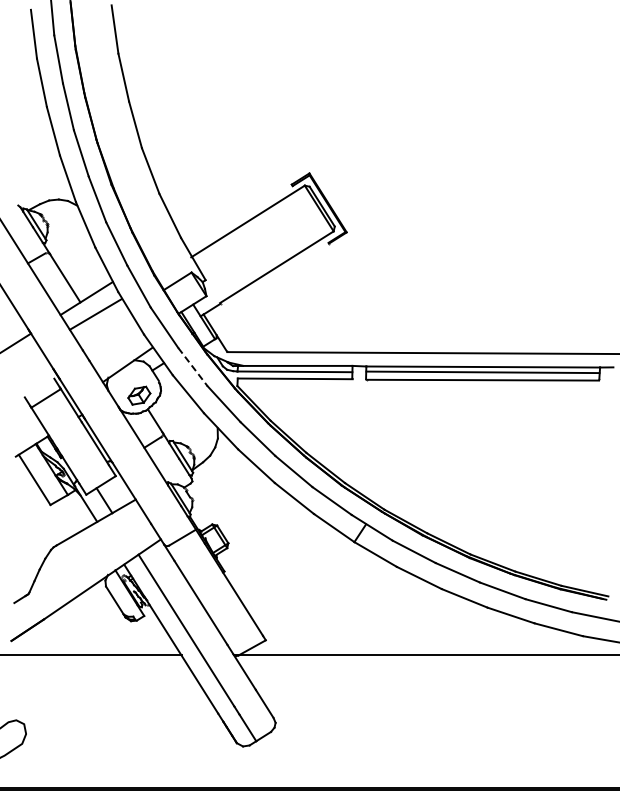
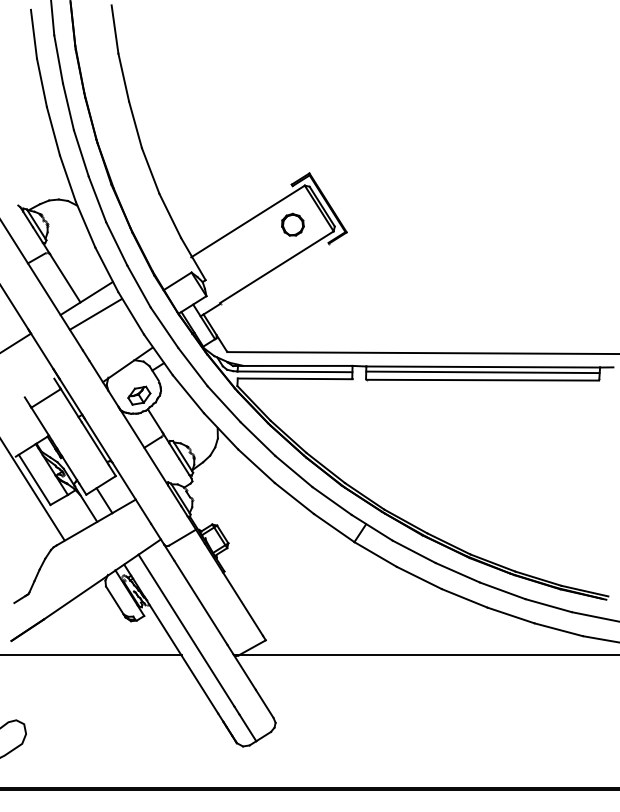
part: none -> present (292, 224)
line: dashed -> solid (193, 367)
line: none -> present (33, 490)
